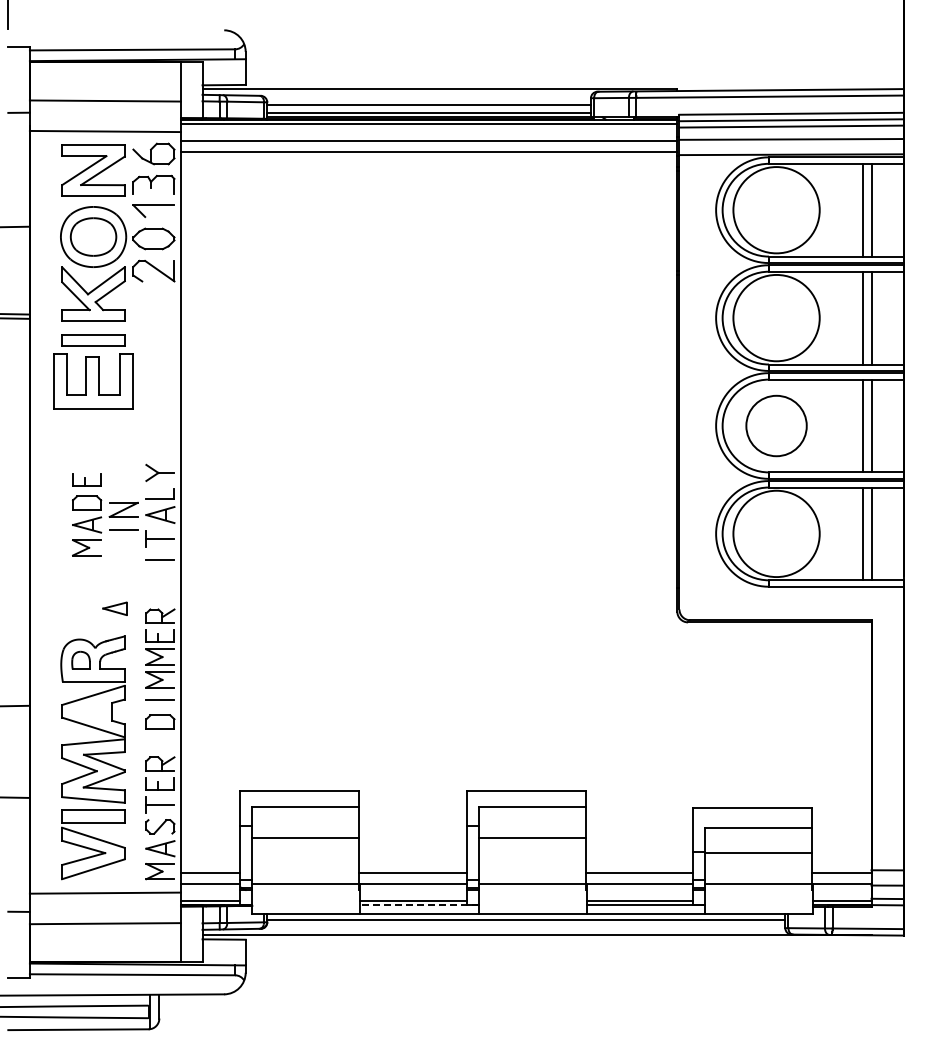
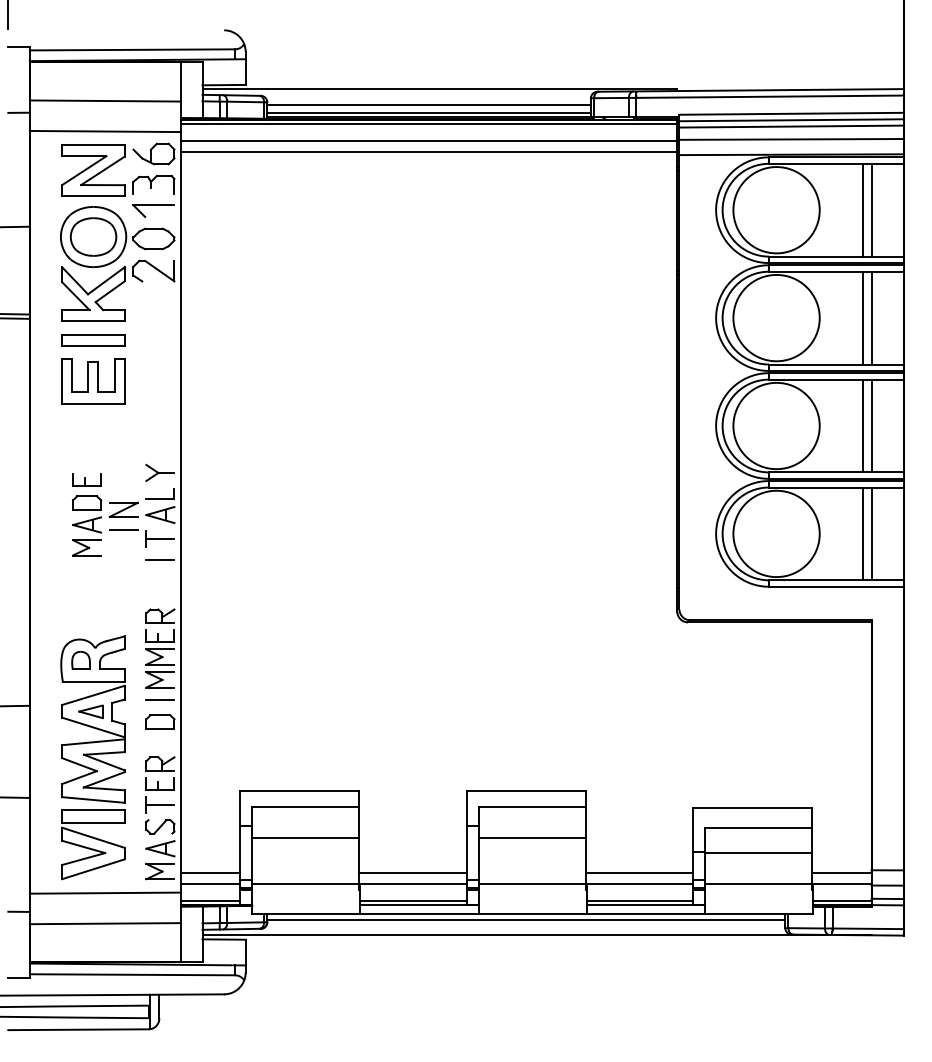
part size: 81x57 px -> 65x47 px (93, 381)
circle diameter: 60 px -> 86 px (776, 425)
part position: (114, 608) -> (90, 711) (90, 711)
line: dashed -> solid (418, 905)
